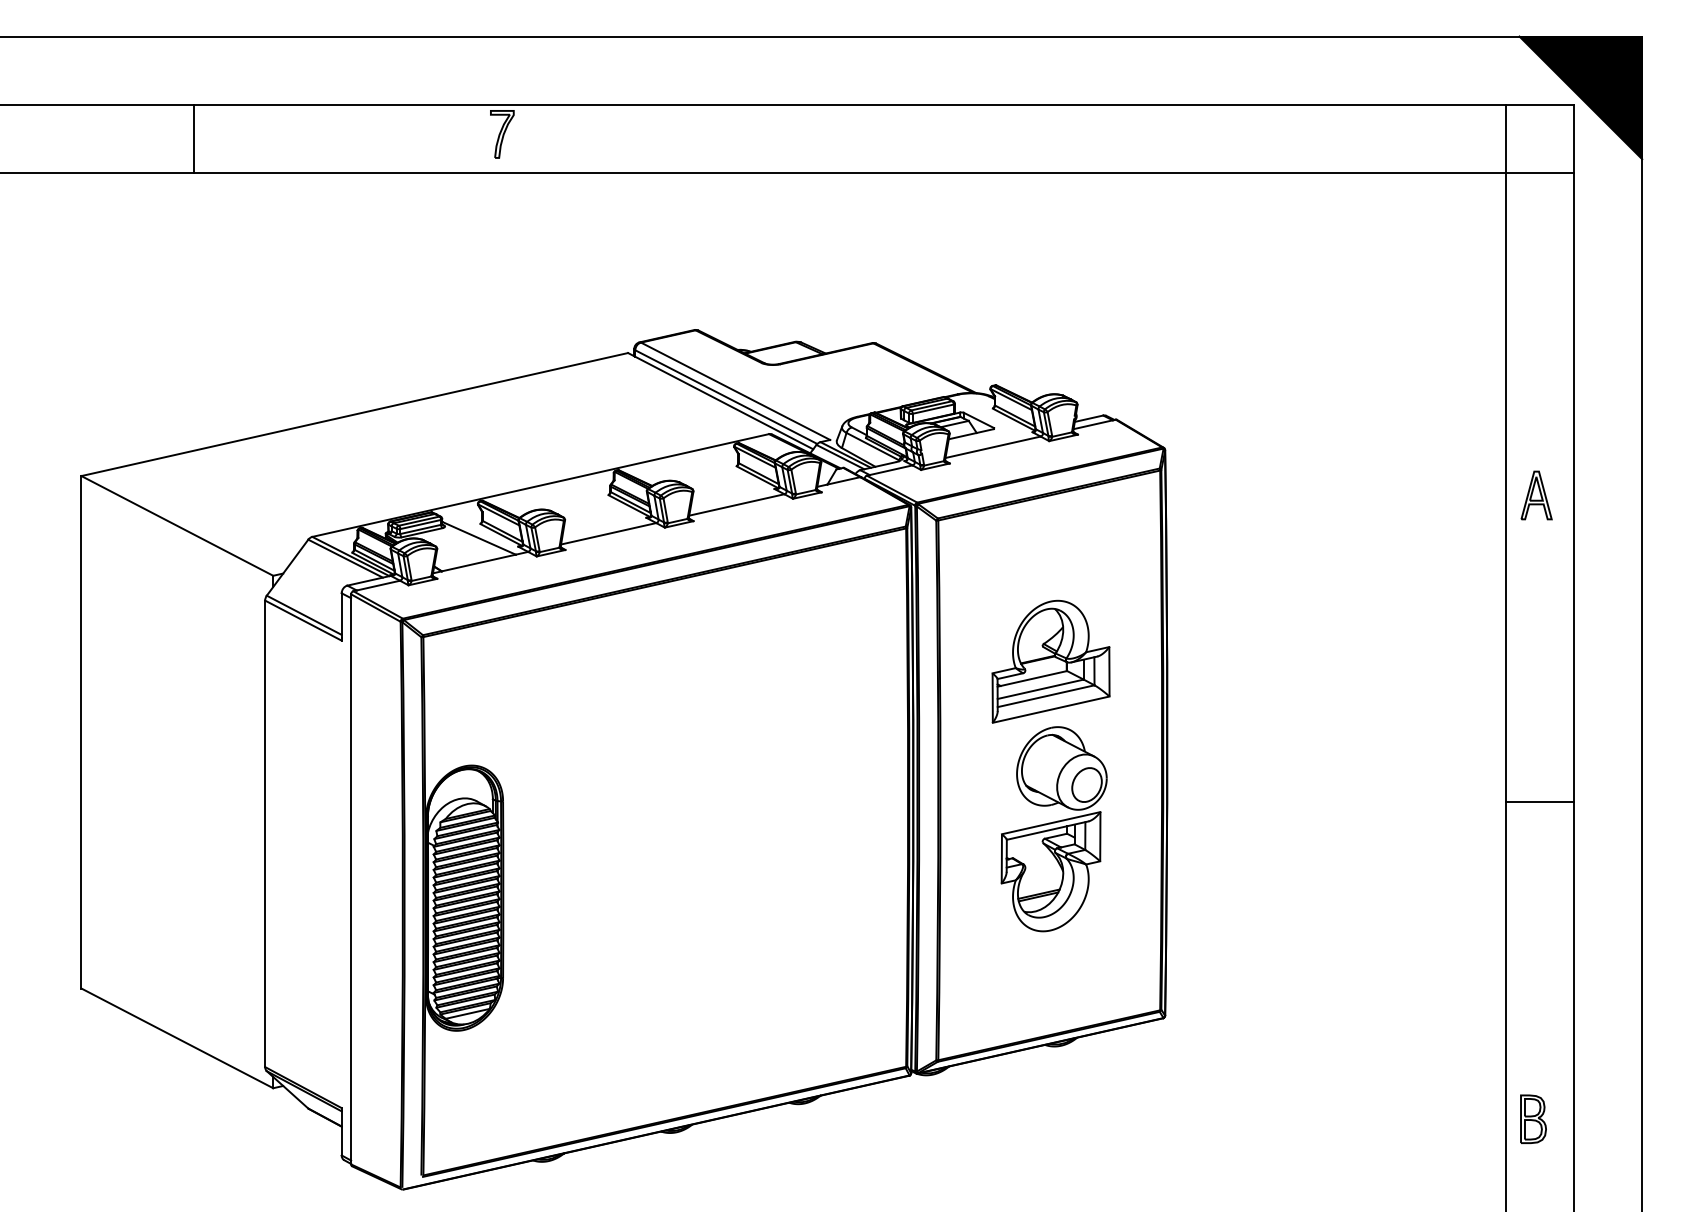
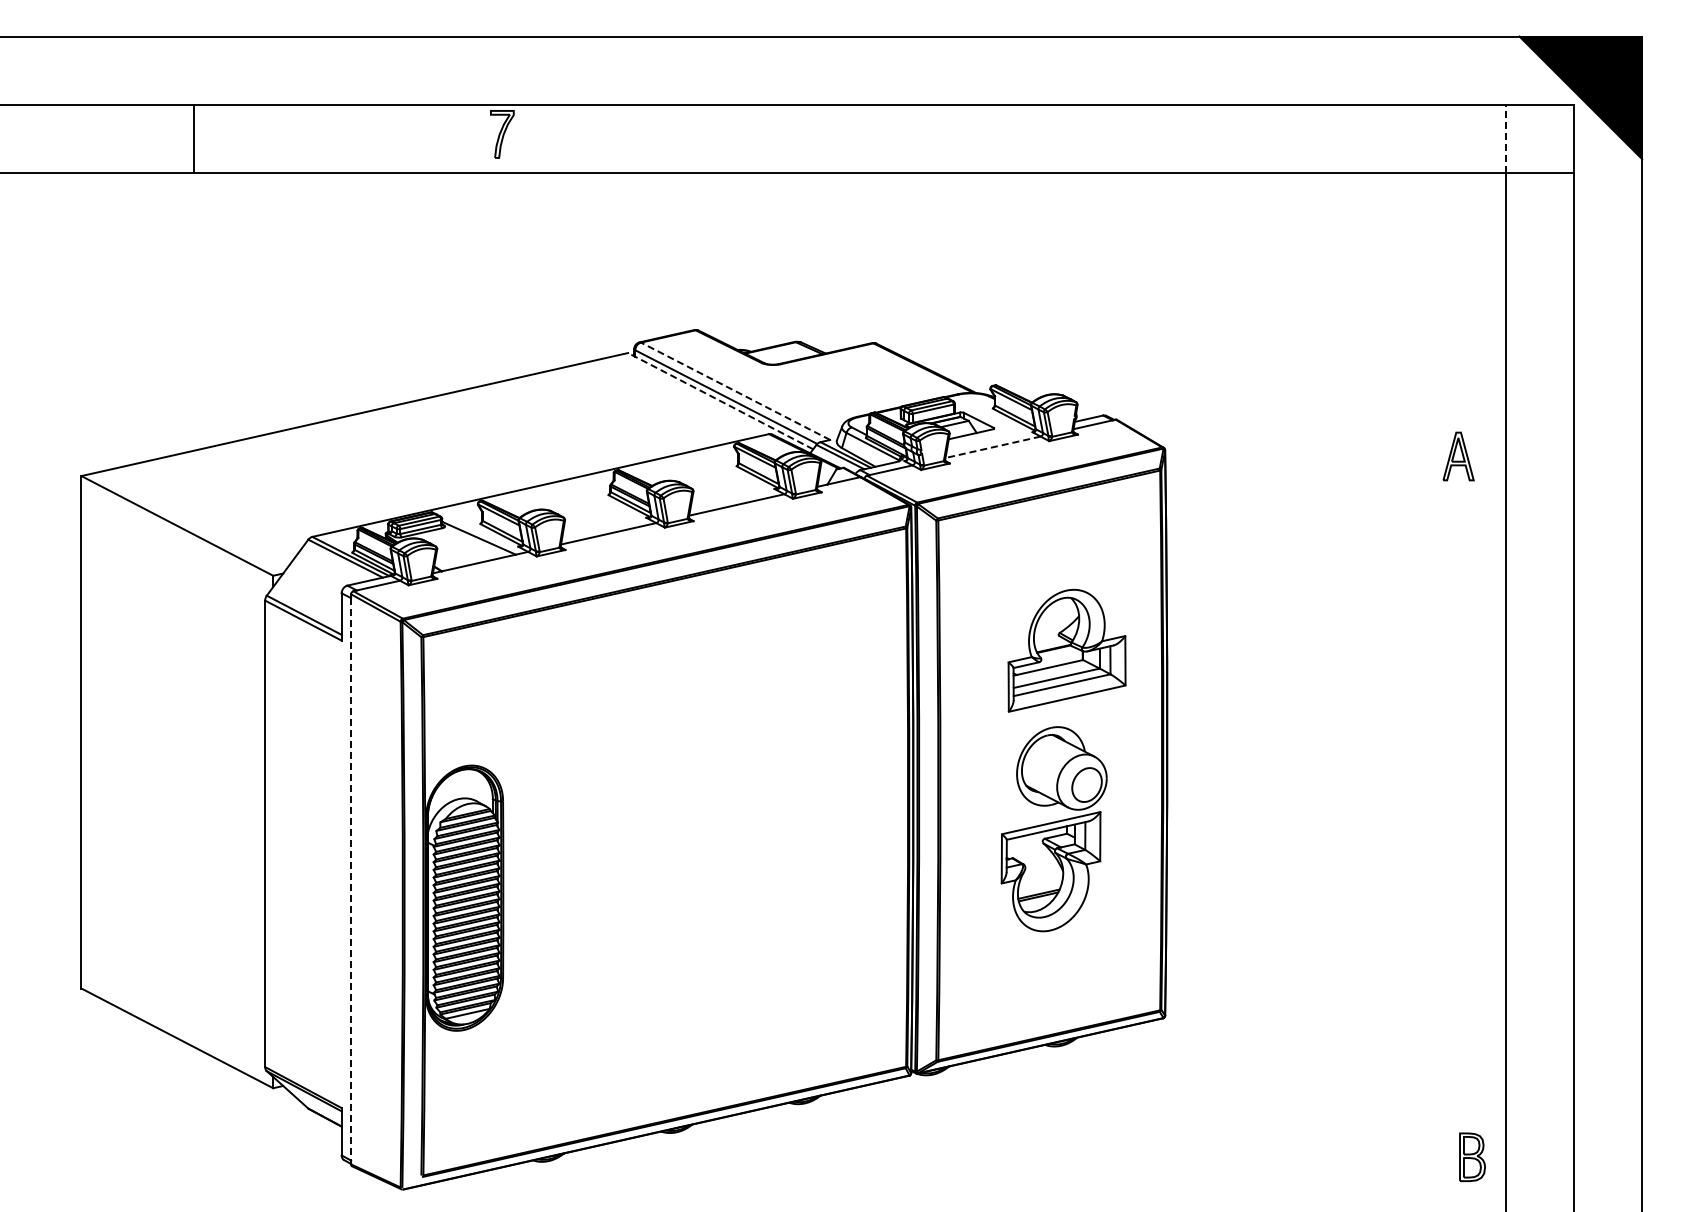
line: solid -> dashed (1505, 138)
line: solid -> dashed (735, 391)
line: solid -> dashed (720, 400)
line: solid -> dashed (993, 447)
part position: (1536, 495) -> (1458, 456) (1458, 456)
part position: (1050, 661) -> (1066, 650) (1066, 650)
line: present -> none (1539, 802)
line: solid -> dashed (351, 879)
part position: (1533, 1118) -> (1472, 1156) (1472, 1156)
